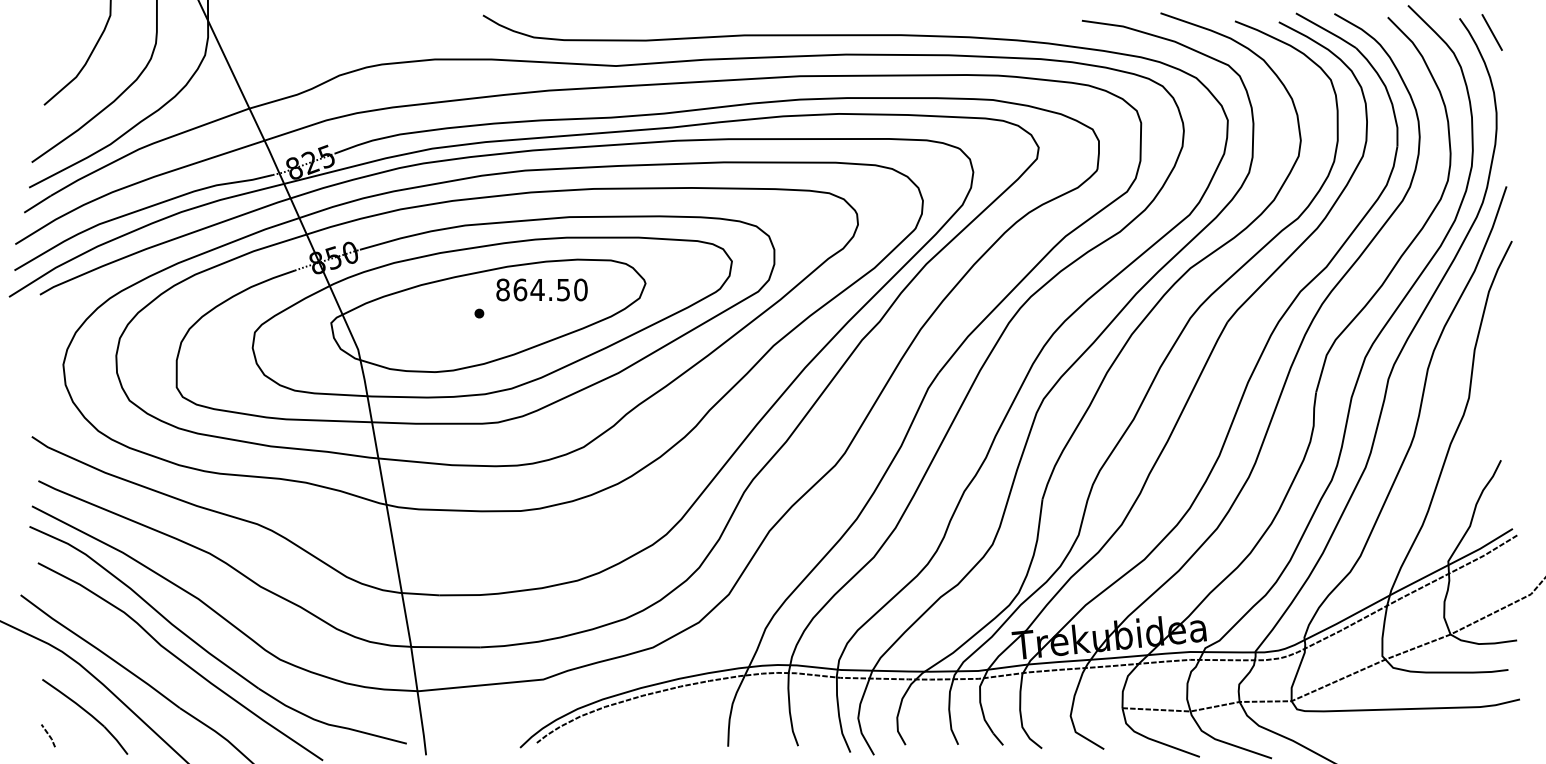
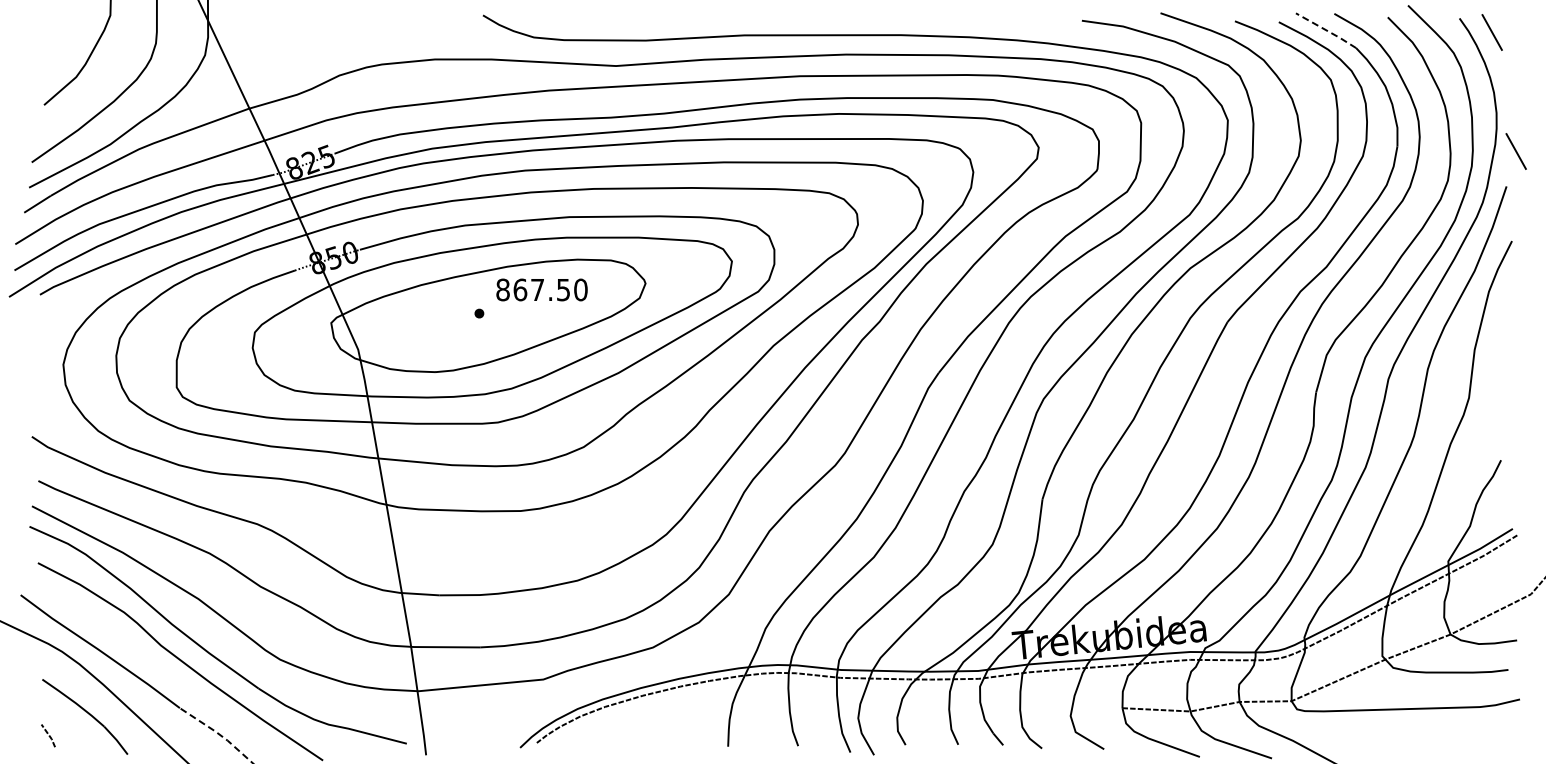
line: solid -> dashed (1327, 30)
line: none -> present (1515, 151)
text: 864.50 -> 867.50 (537, 289)
line: solid -> dashed (218, 733)
